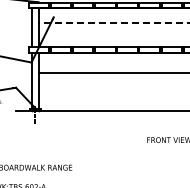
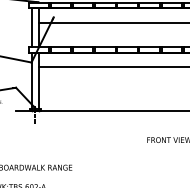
line: dashed -> solid (113, 22)
line position: (112, 73) -> (112, 67) (112, 67)
